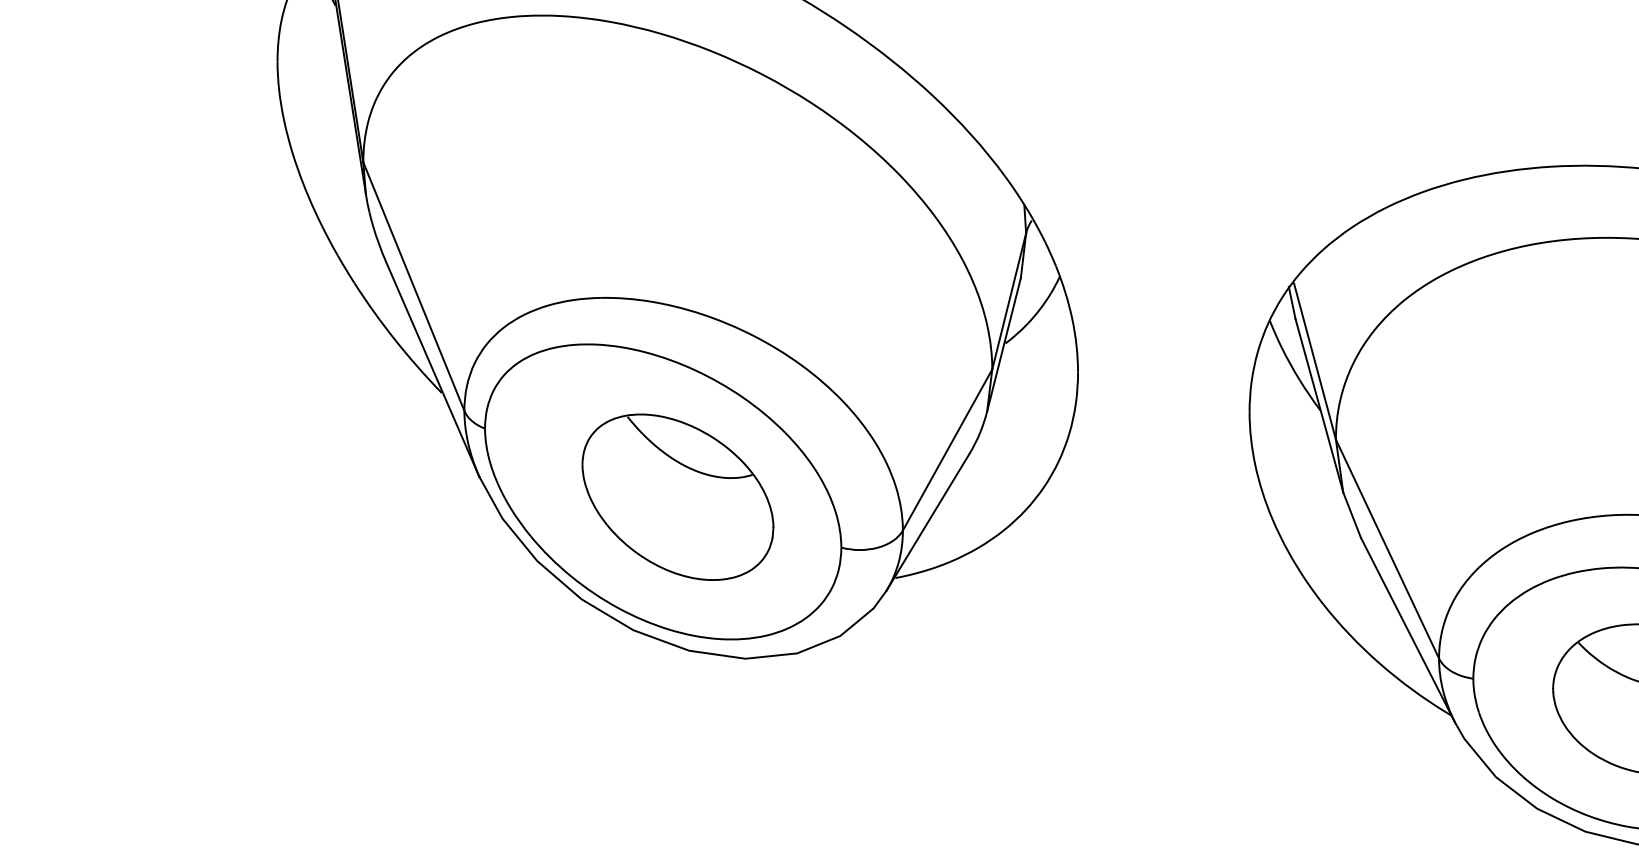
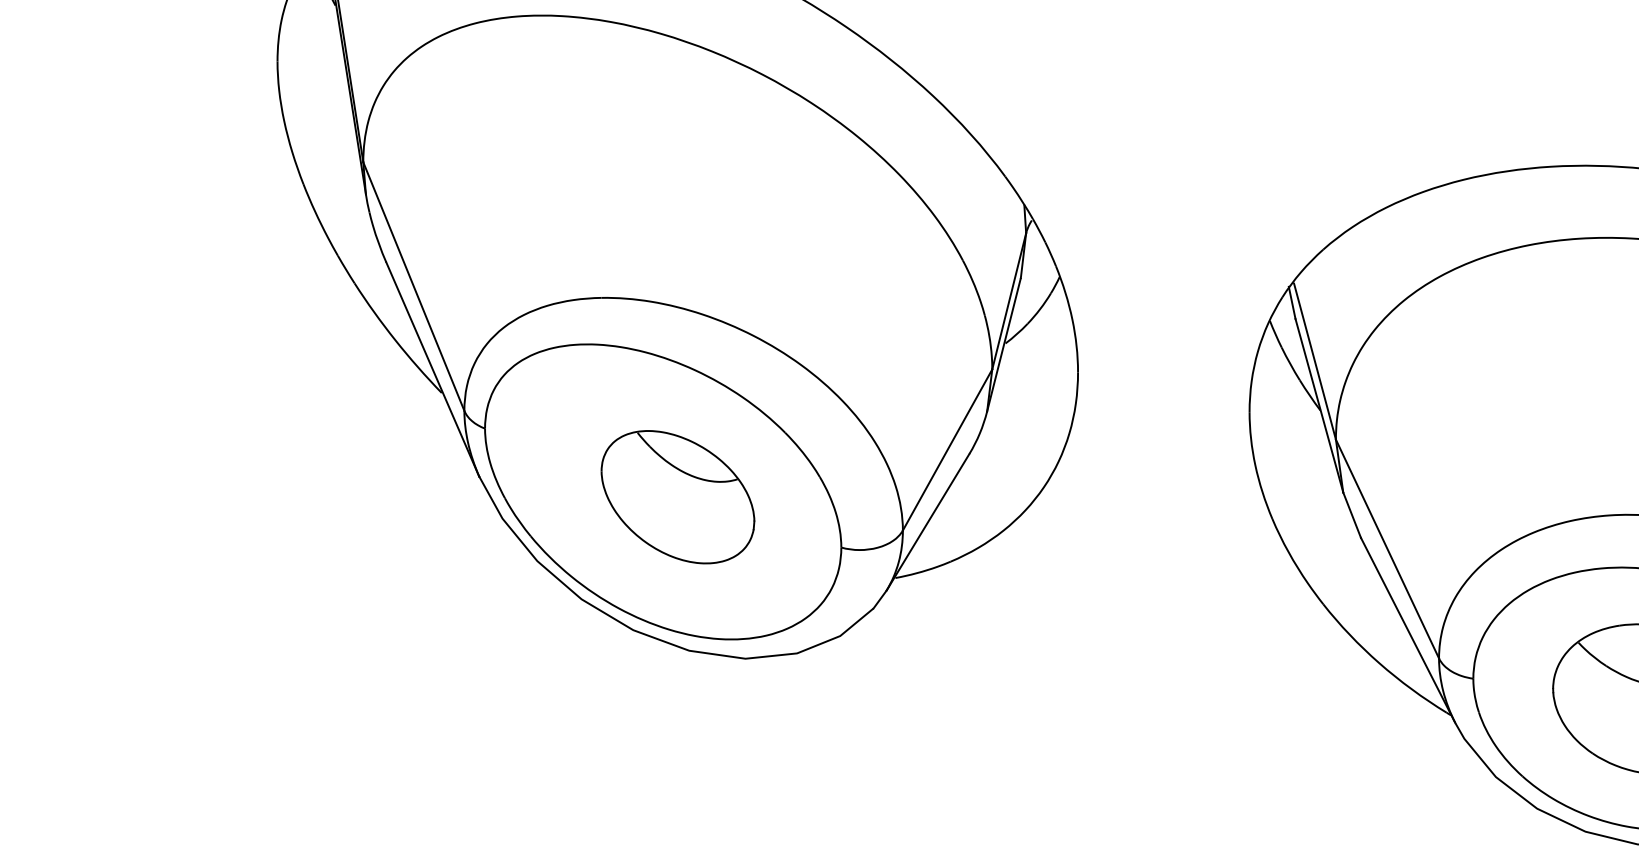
part size: 194x168 px -> 156x135 px (677, 497)
